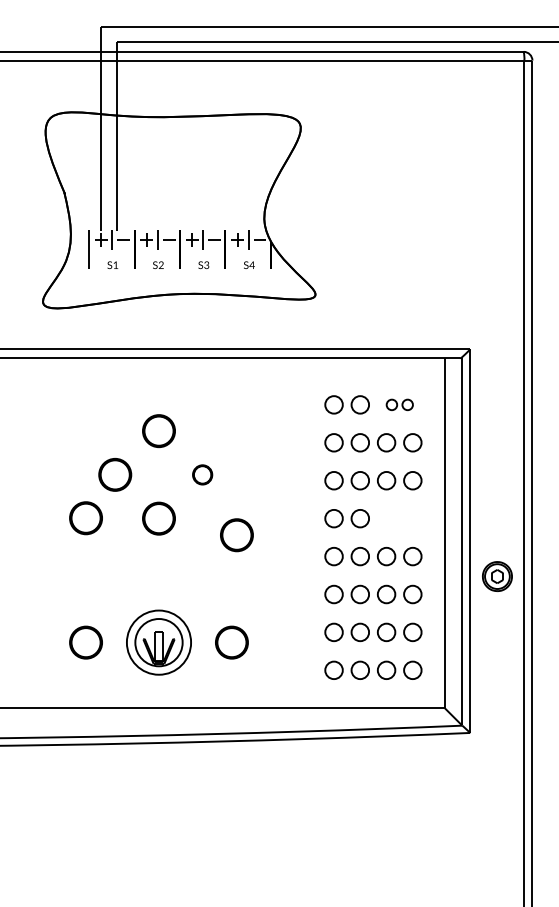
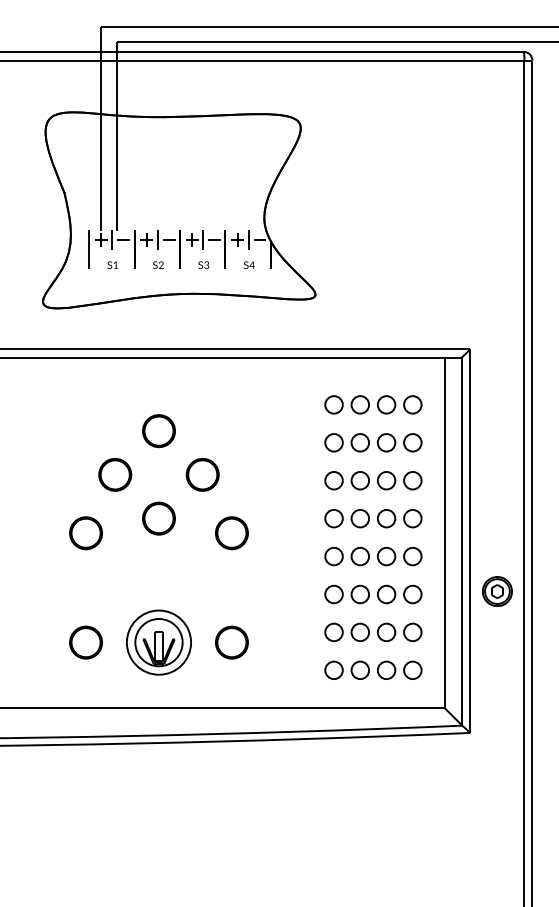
part size: 29x14 px -> 46x20 px (399, 404)
part size: 22x22 px -> 35x34 px (202, 474)
part position: (85, 518) -> (85, 533) (85, 533)
part: none -> present (399, 518)
part position: (236, 535) -> (231, 533) (231, 533)
part position: (497, 576) -> (497, 591) (497, 591)
